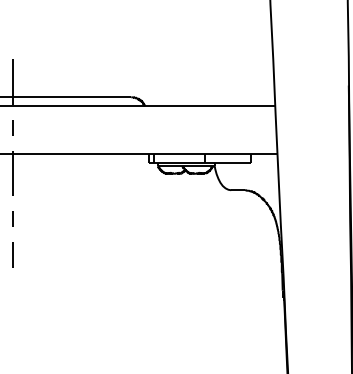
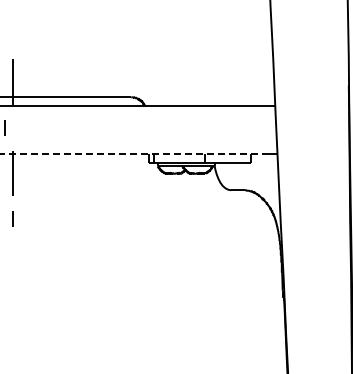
line position: (12, 127) -> (4, 127) (4, 127)
line: solid -> dashed (134, 154)
line: present -> none (12, 254)
